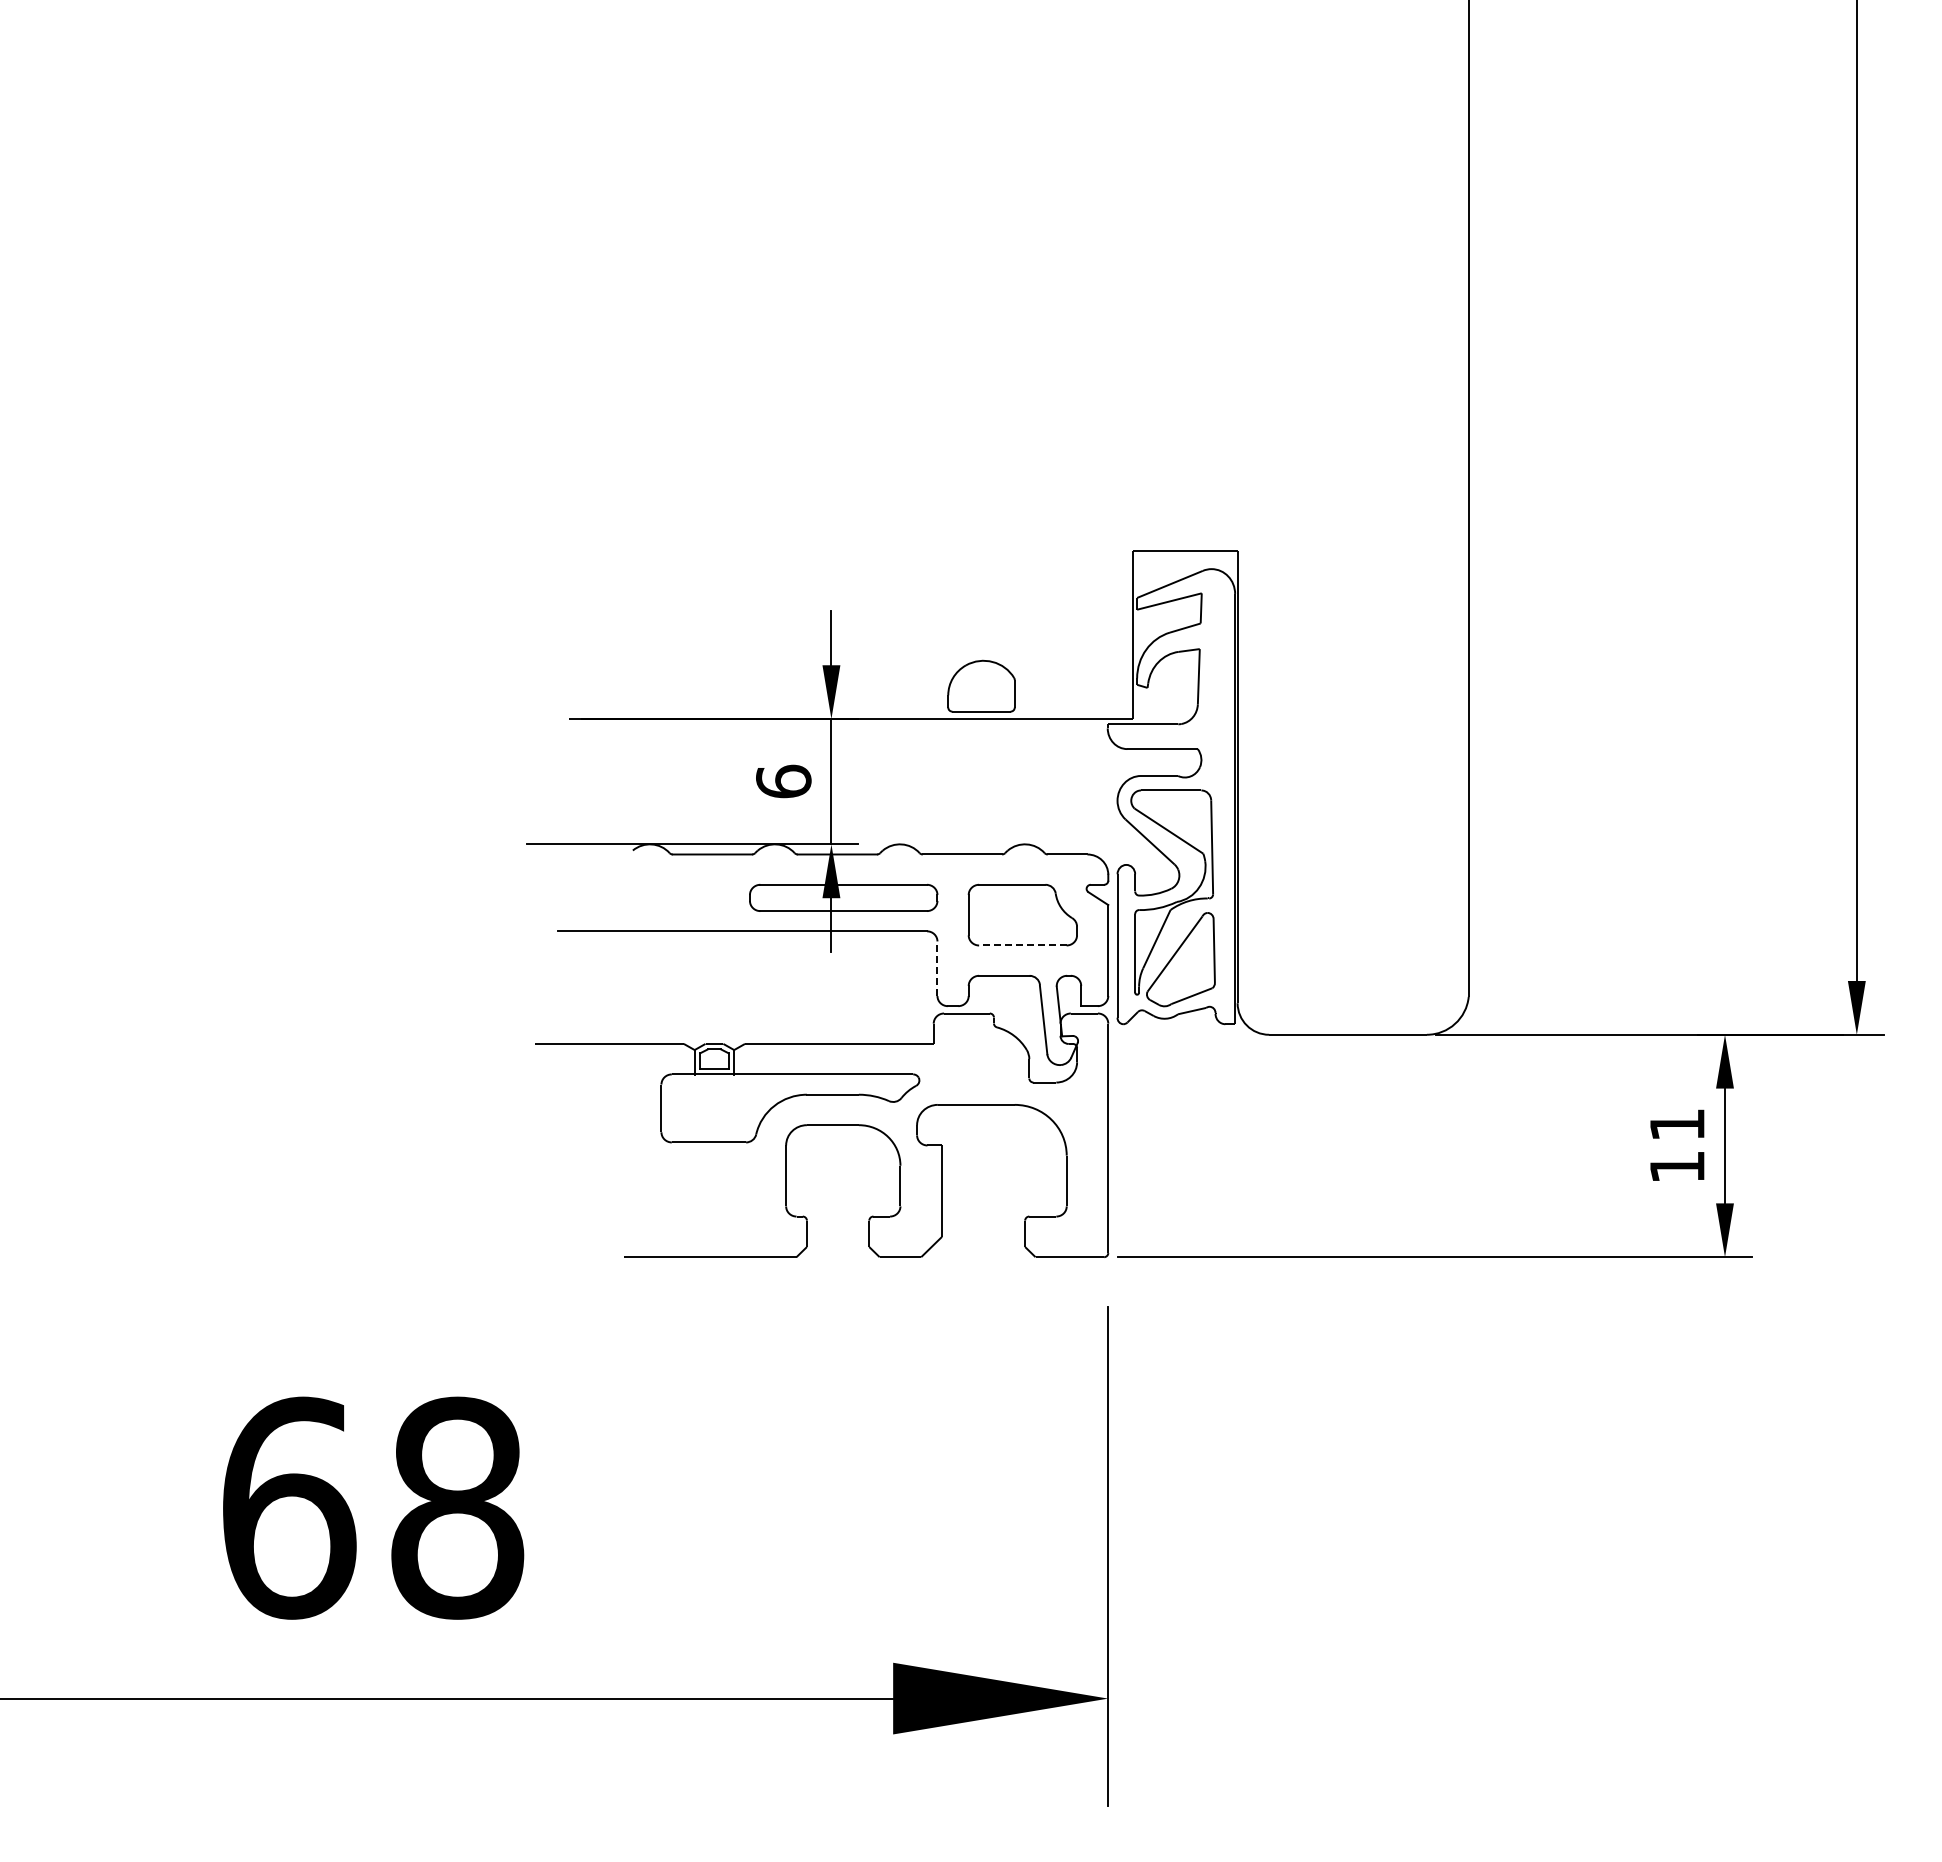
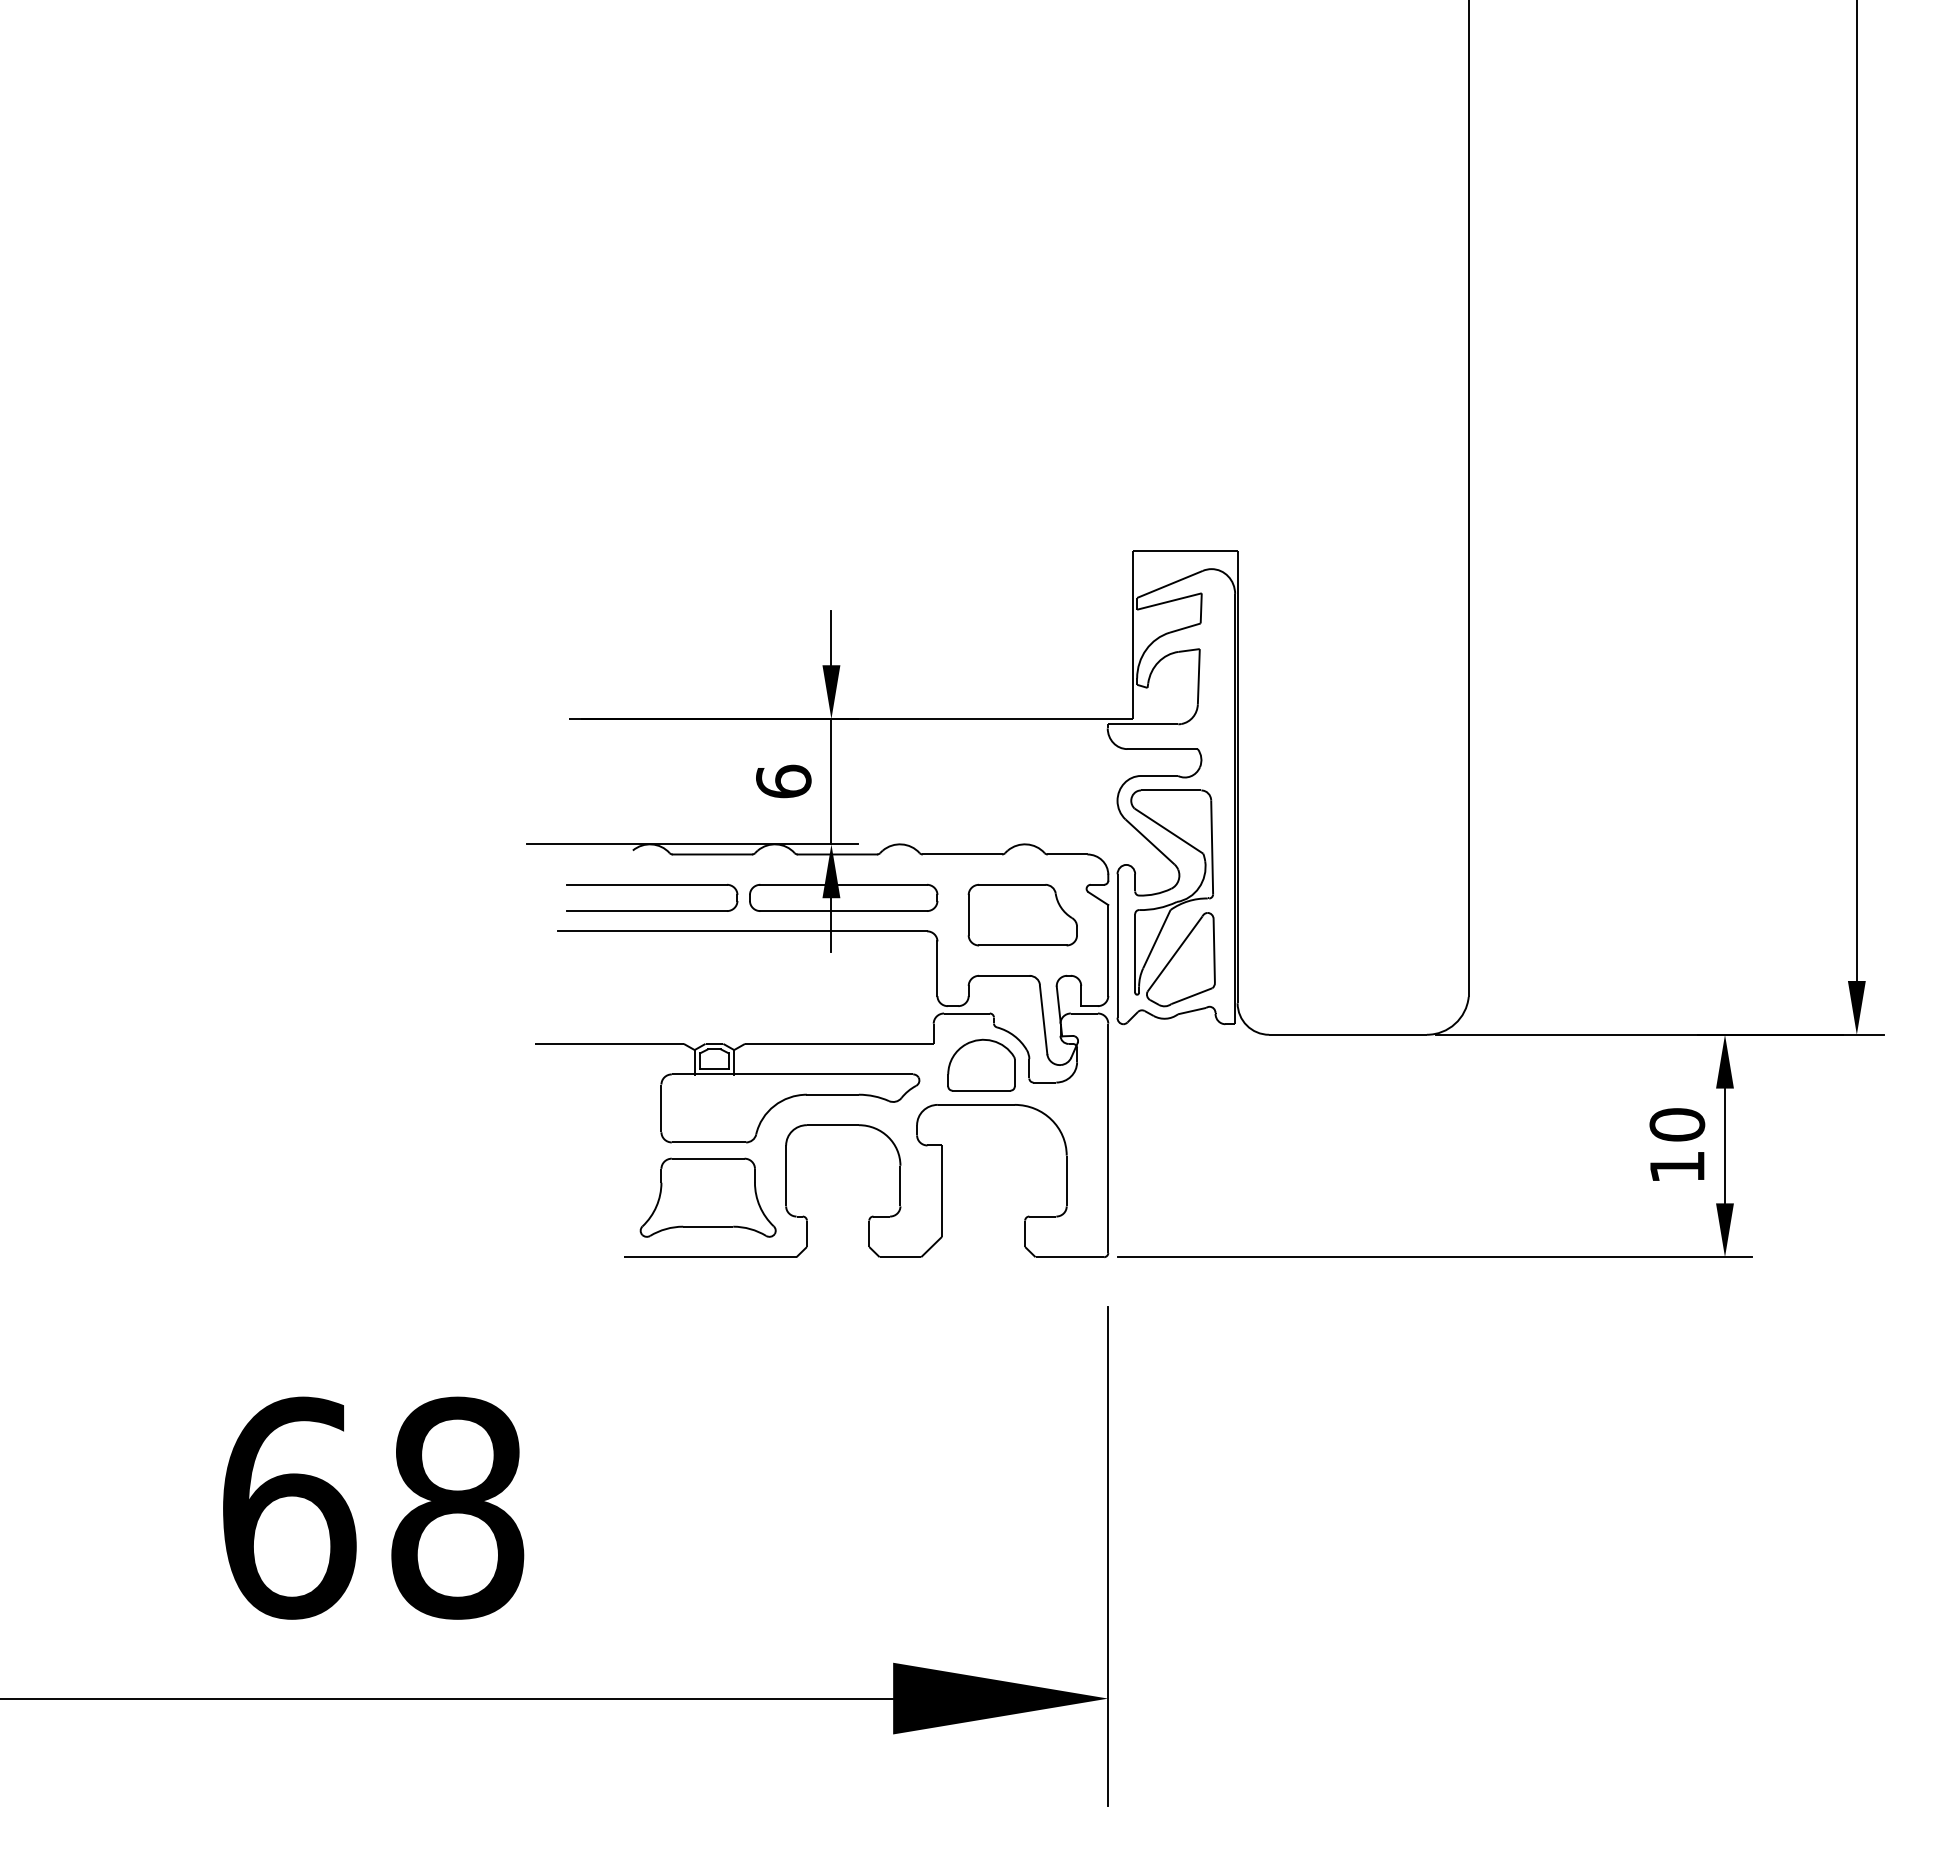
part position: (981, 685) -> (981, 1064) (981, 1064)
part: none -> present (652, 885)
line: dashed -> solid (1022, 945)
line: dashed -> solid (937, 968)
text: 11 -> 10 (1677, 1124)
part: none -> present (707, 1197)
